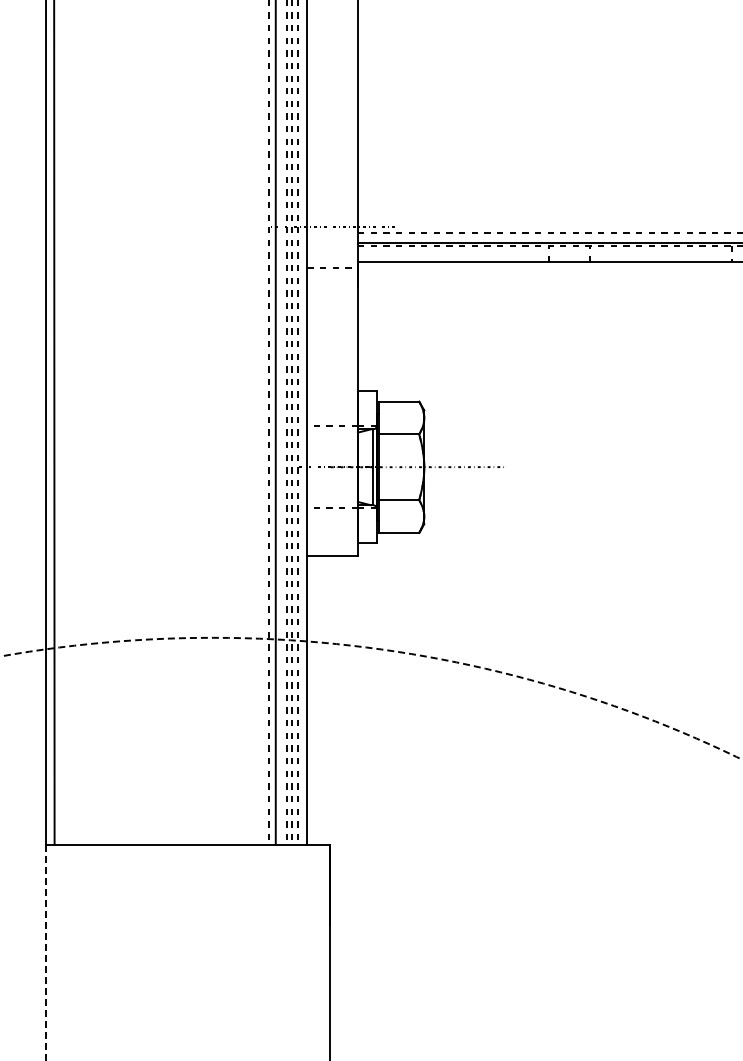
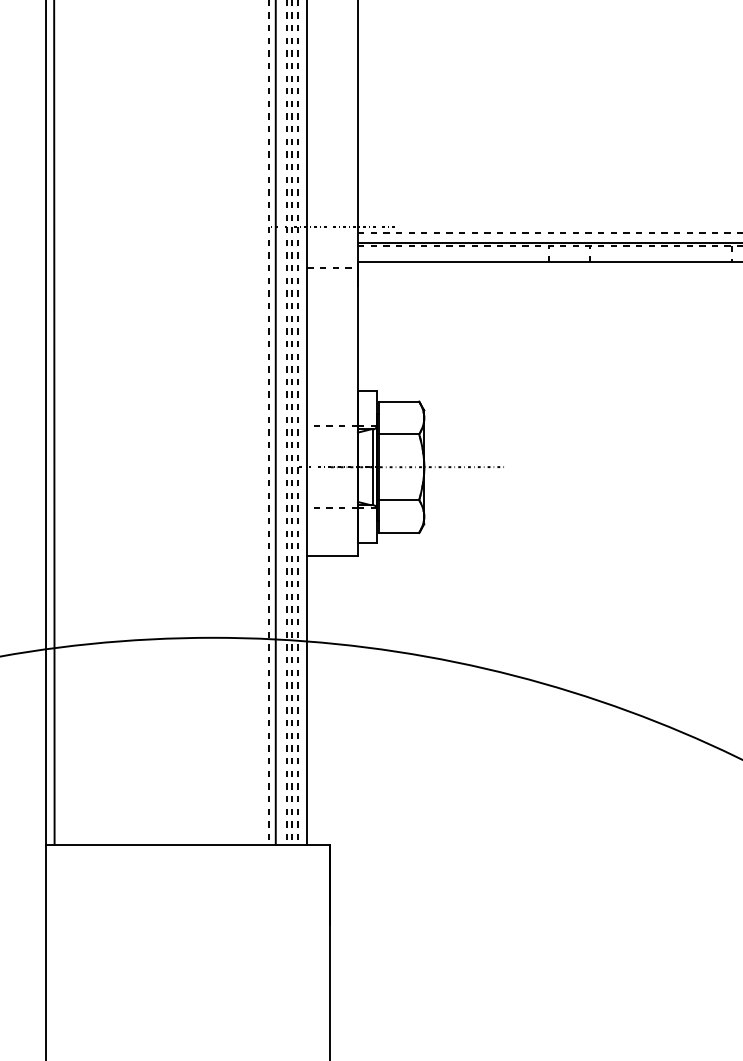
circle: dashed -> solid (371, 698)
line: dashed -> solid (46, 952)
